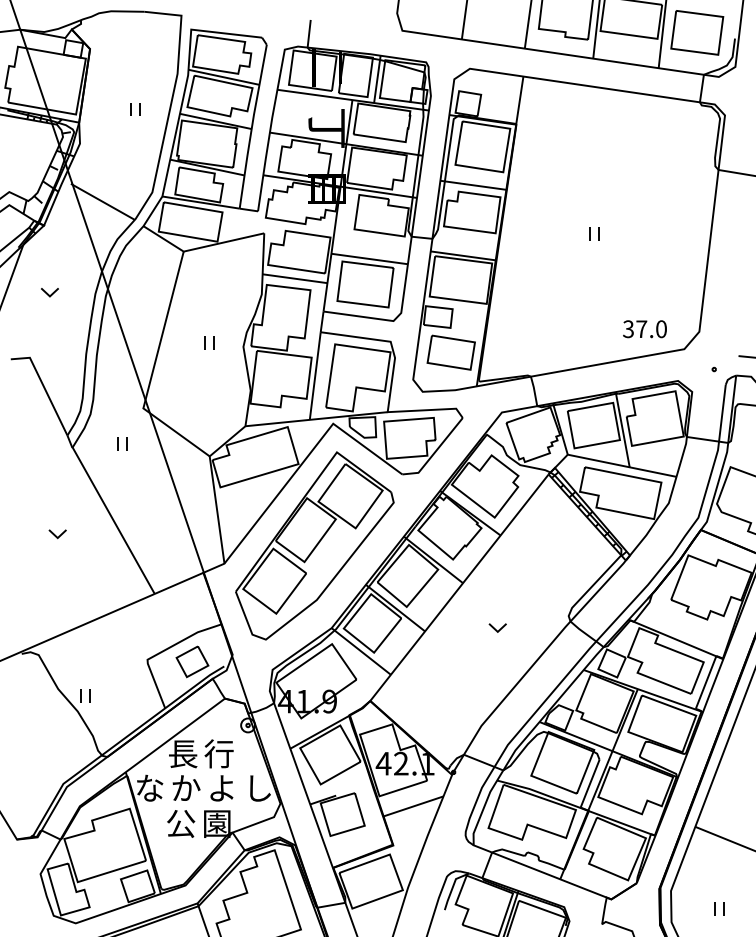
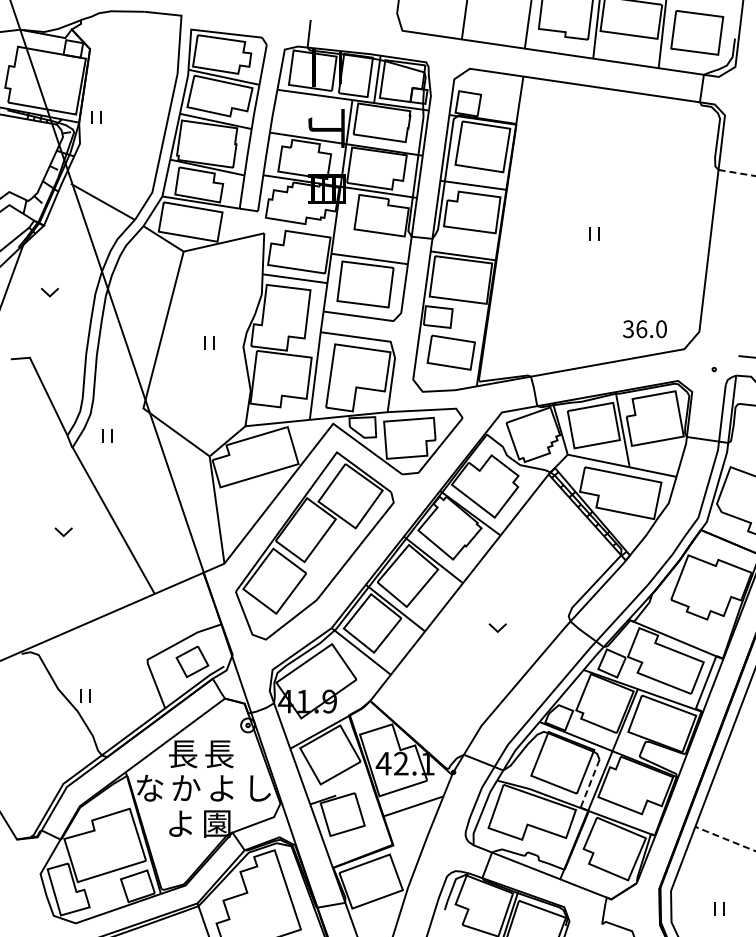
part position: (135, 109) -> (96, 117) (96, 117)
line: solid -> dashed (737, 173)
text: 37.0 -> 36.0 (641, 329)
part position: (122, 443) -> (107, 435) (107, 435)
part position: (57, 534) -> (63, 532) (63, 532)
text: 行 -> 長 (218, 753)
line: solid -> dashed (590, 783)
text: 公 -> よ (181, 823)
line: solid -> dashed (724, 838)
